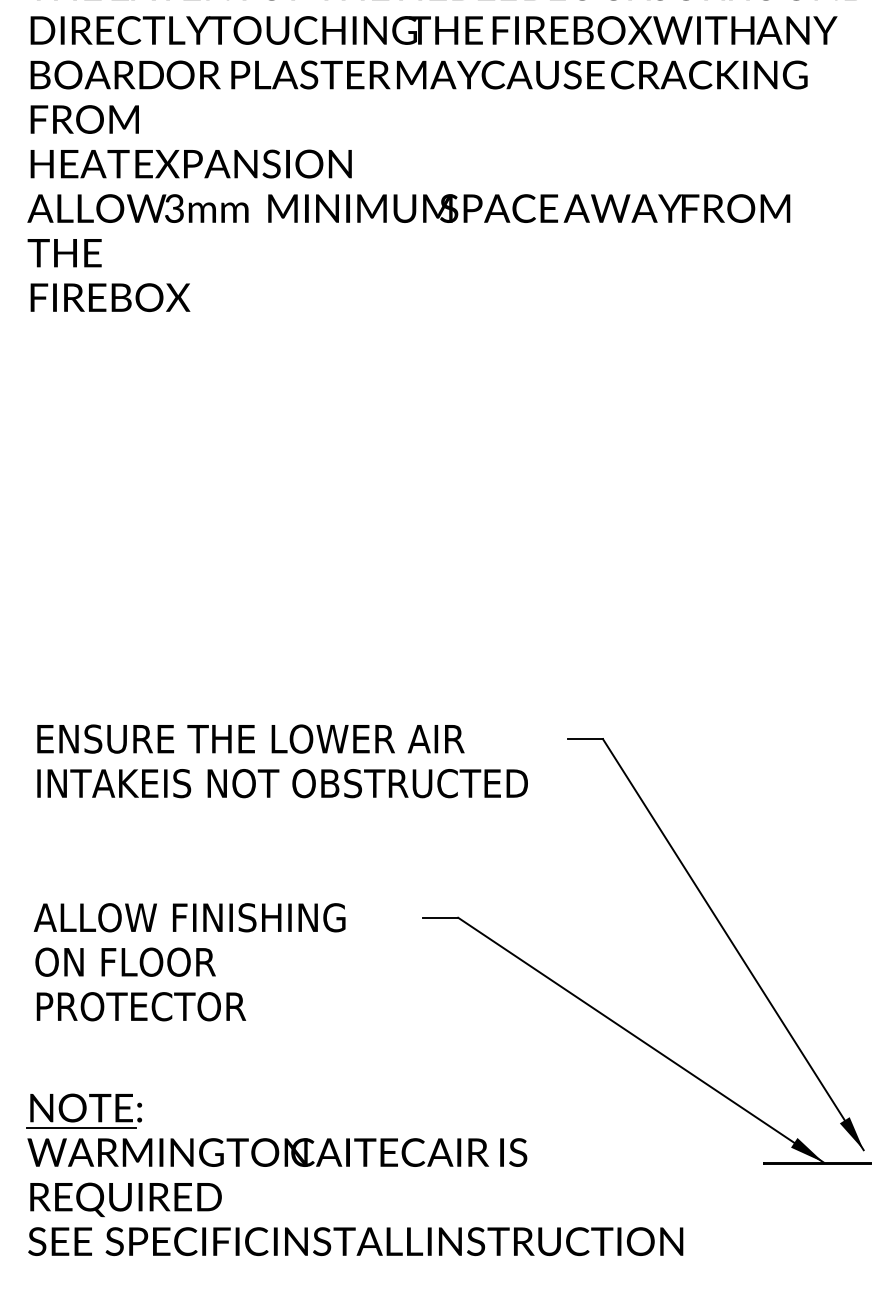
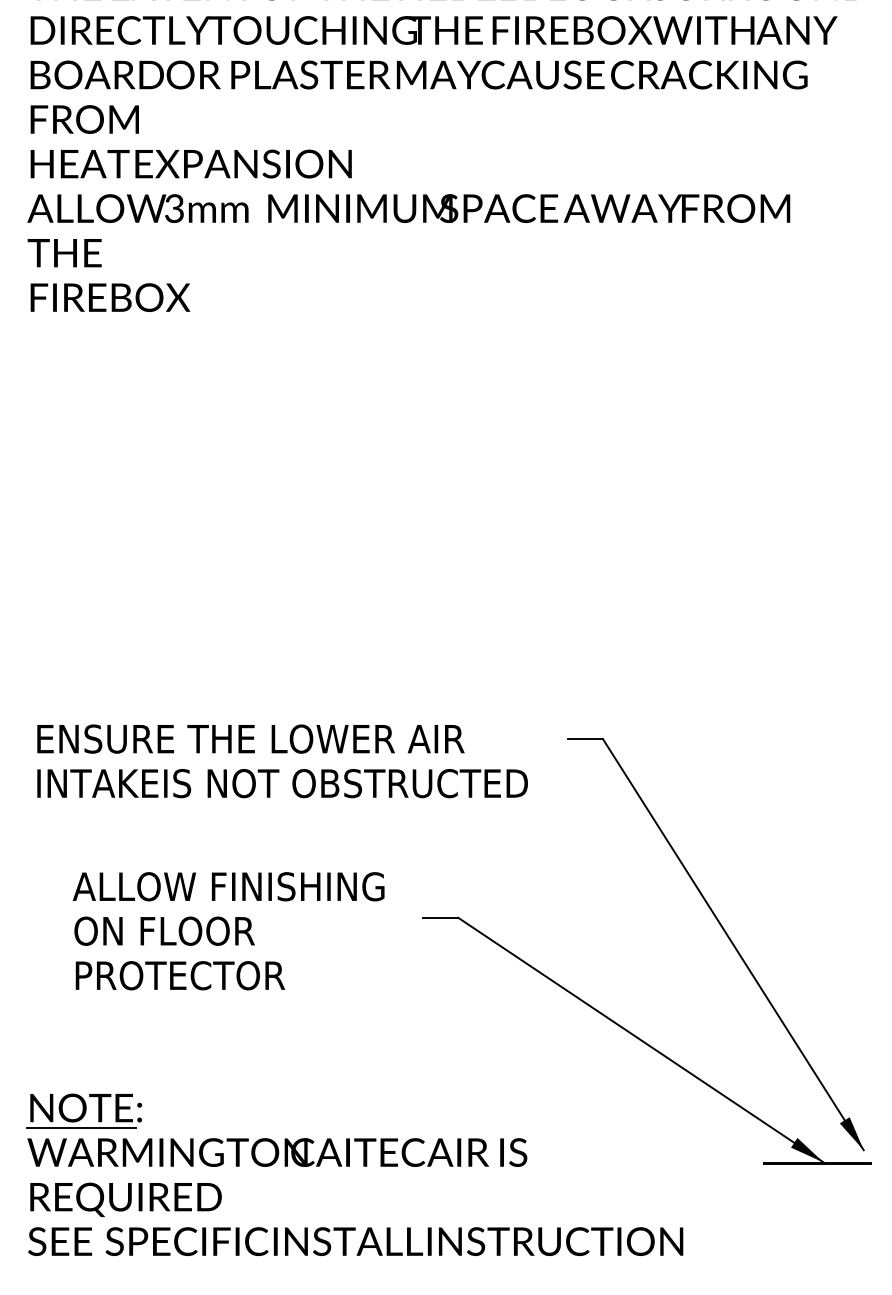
text position: (189, 962) -> (228, 931) (228, 931)
